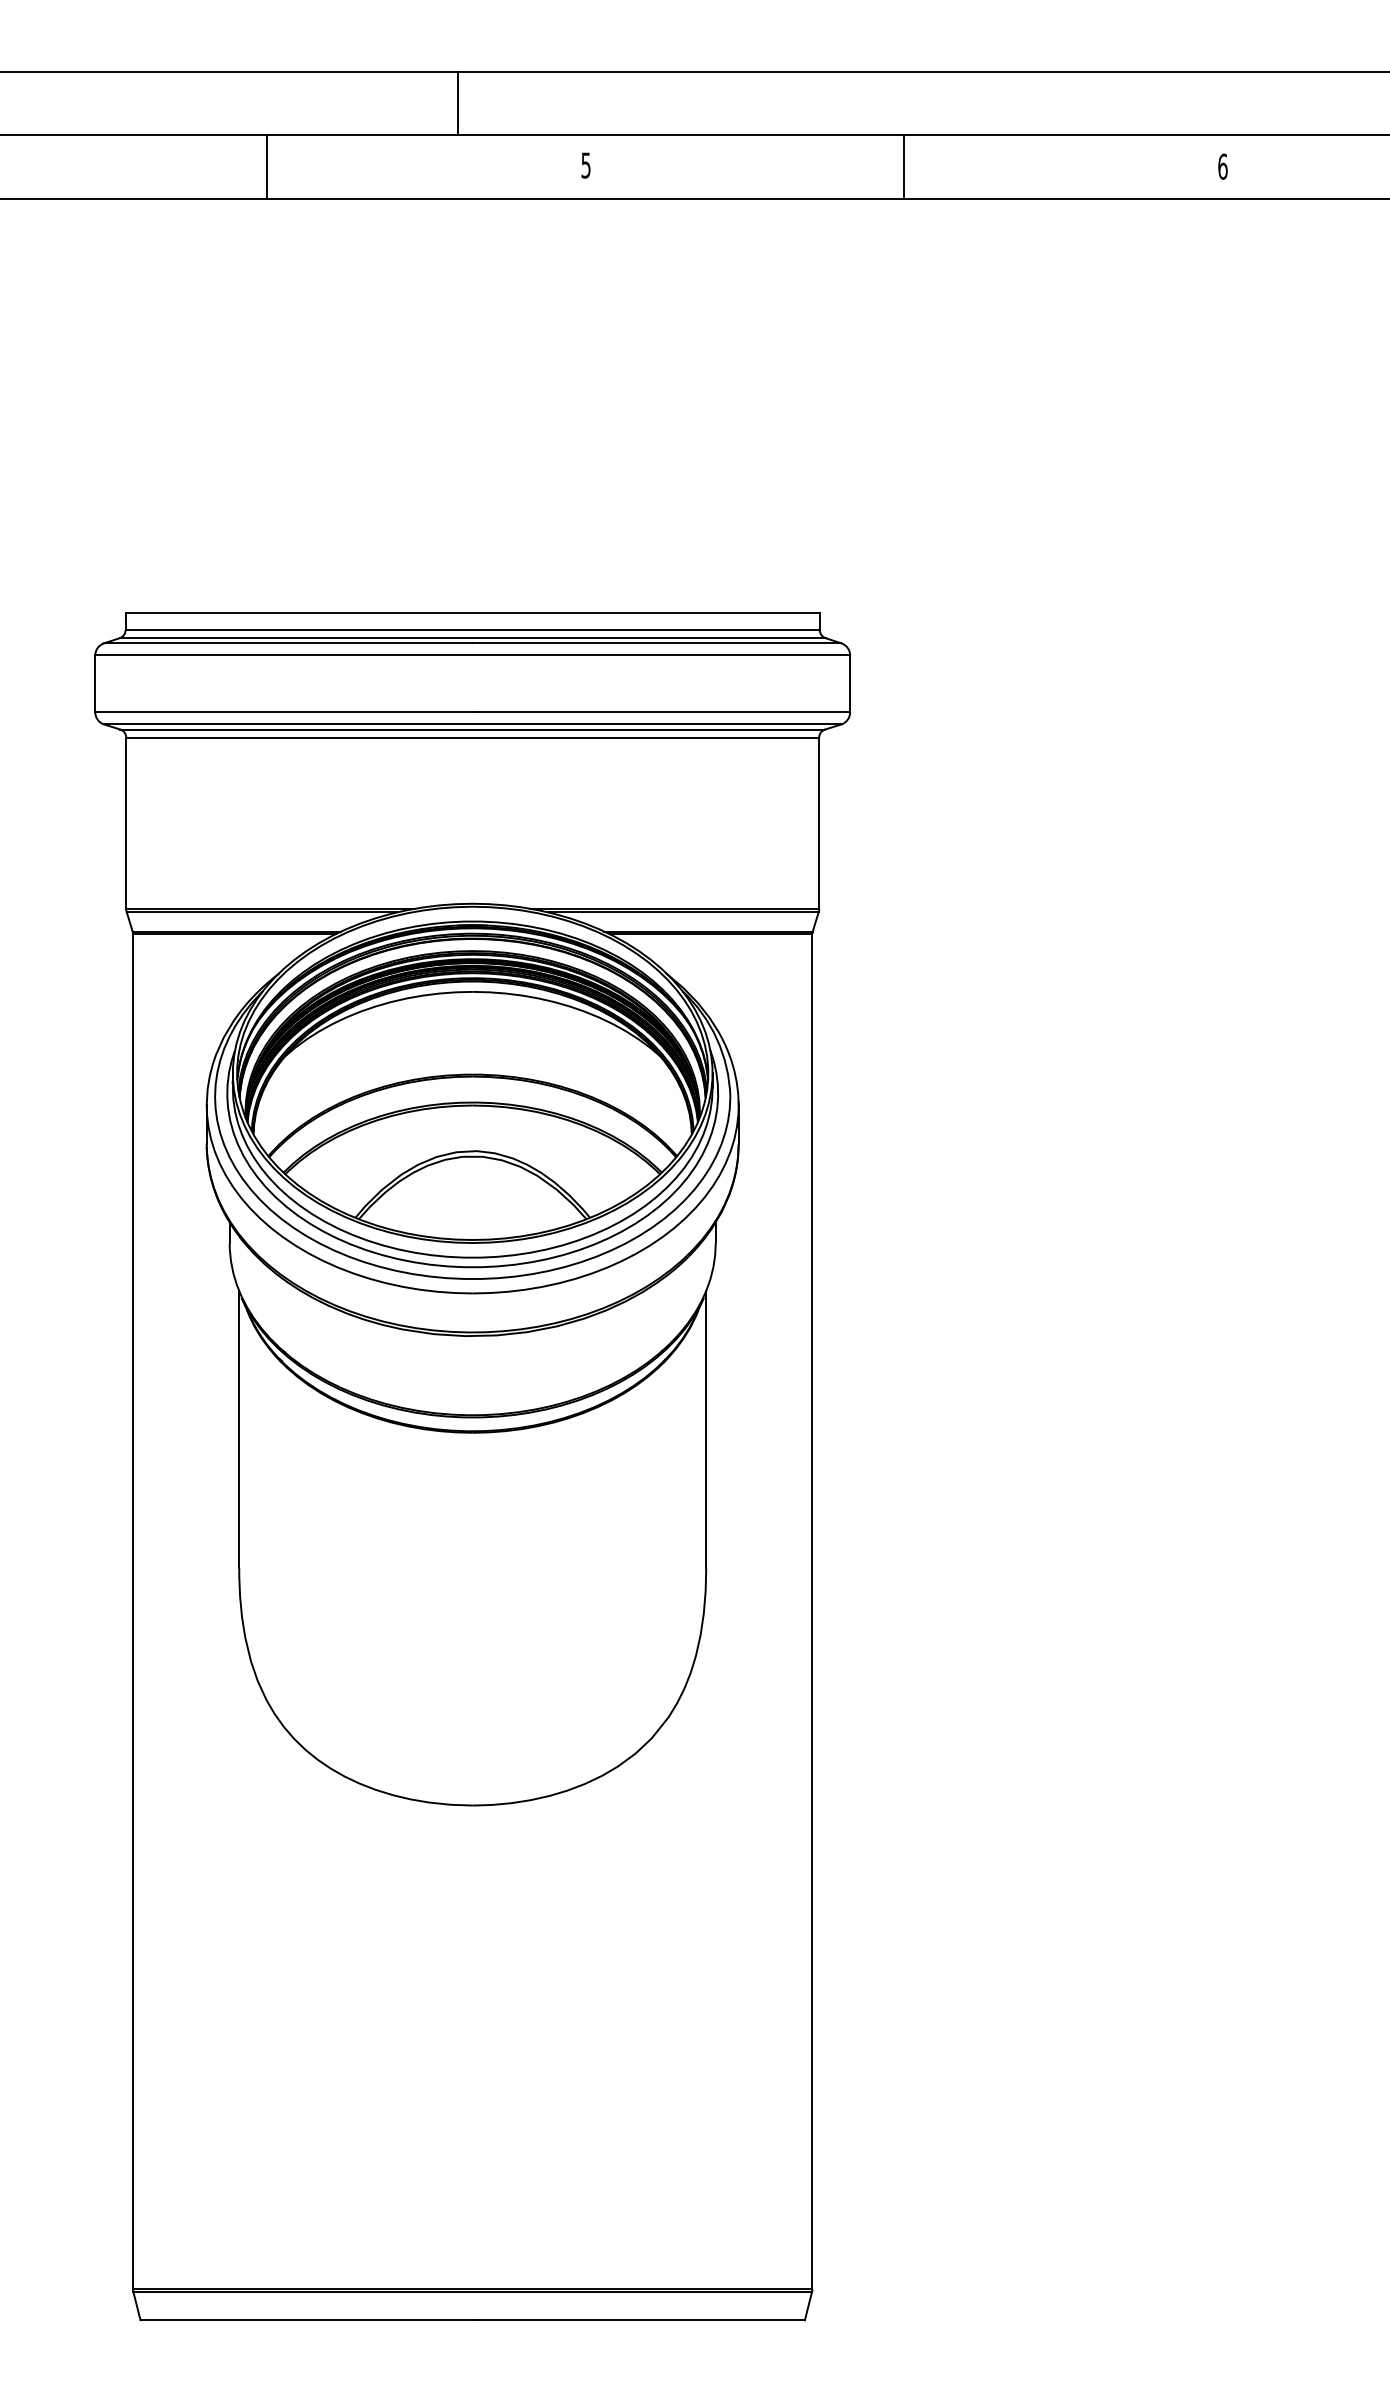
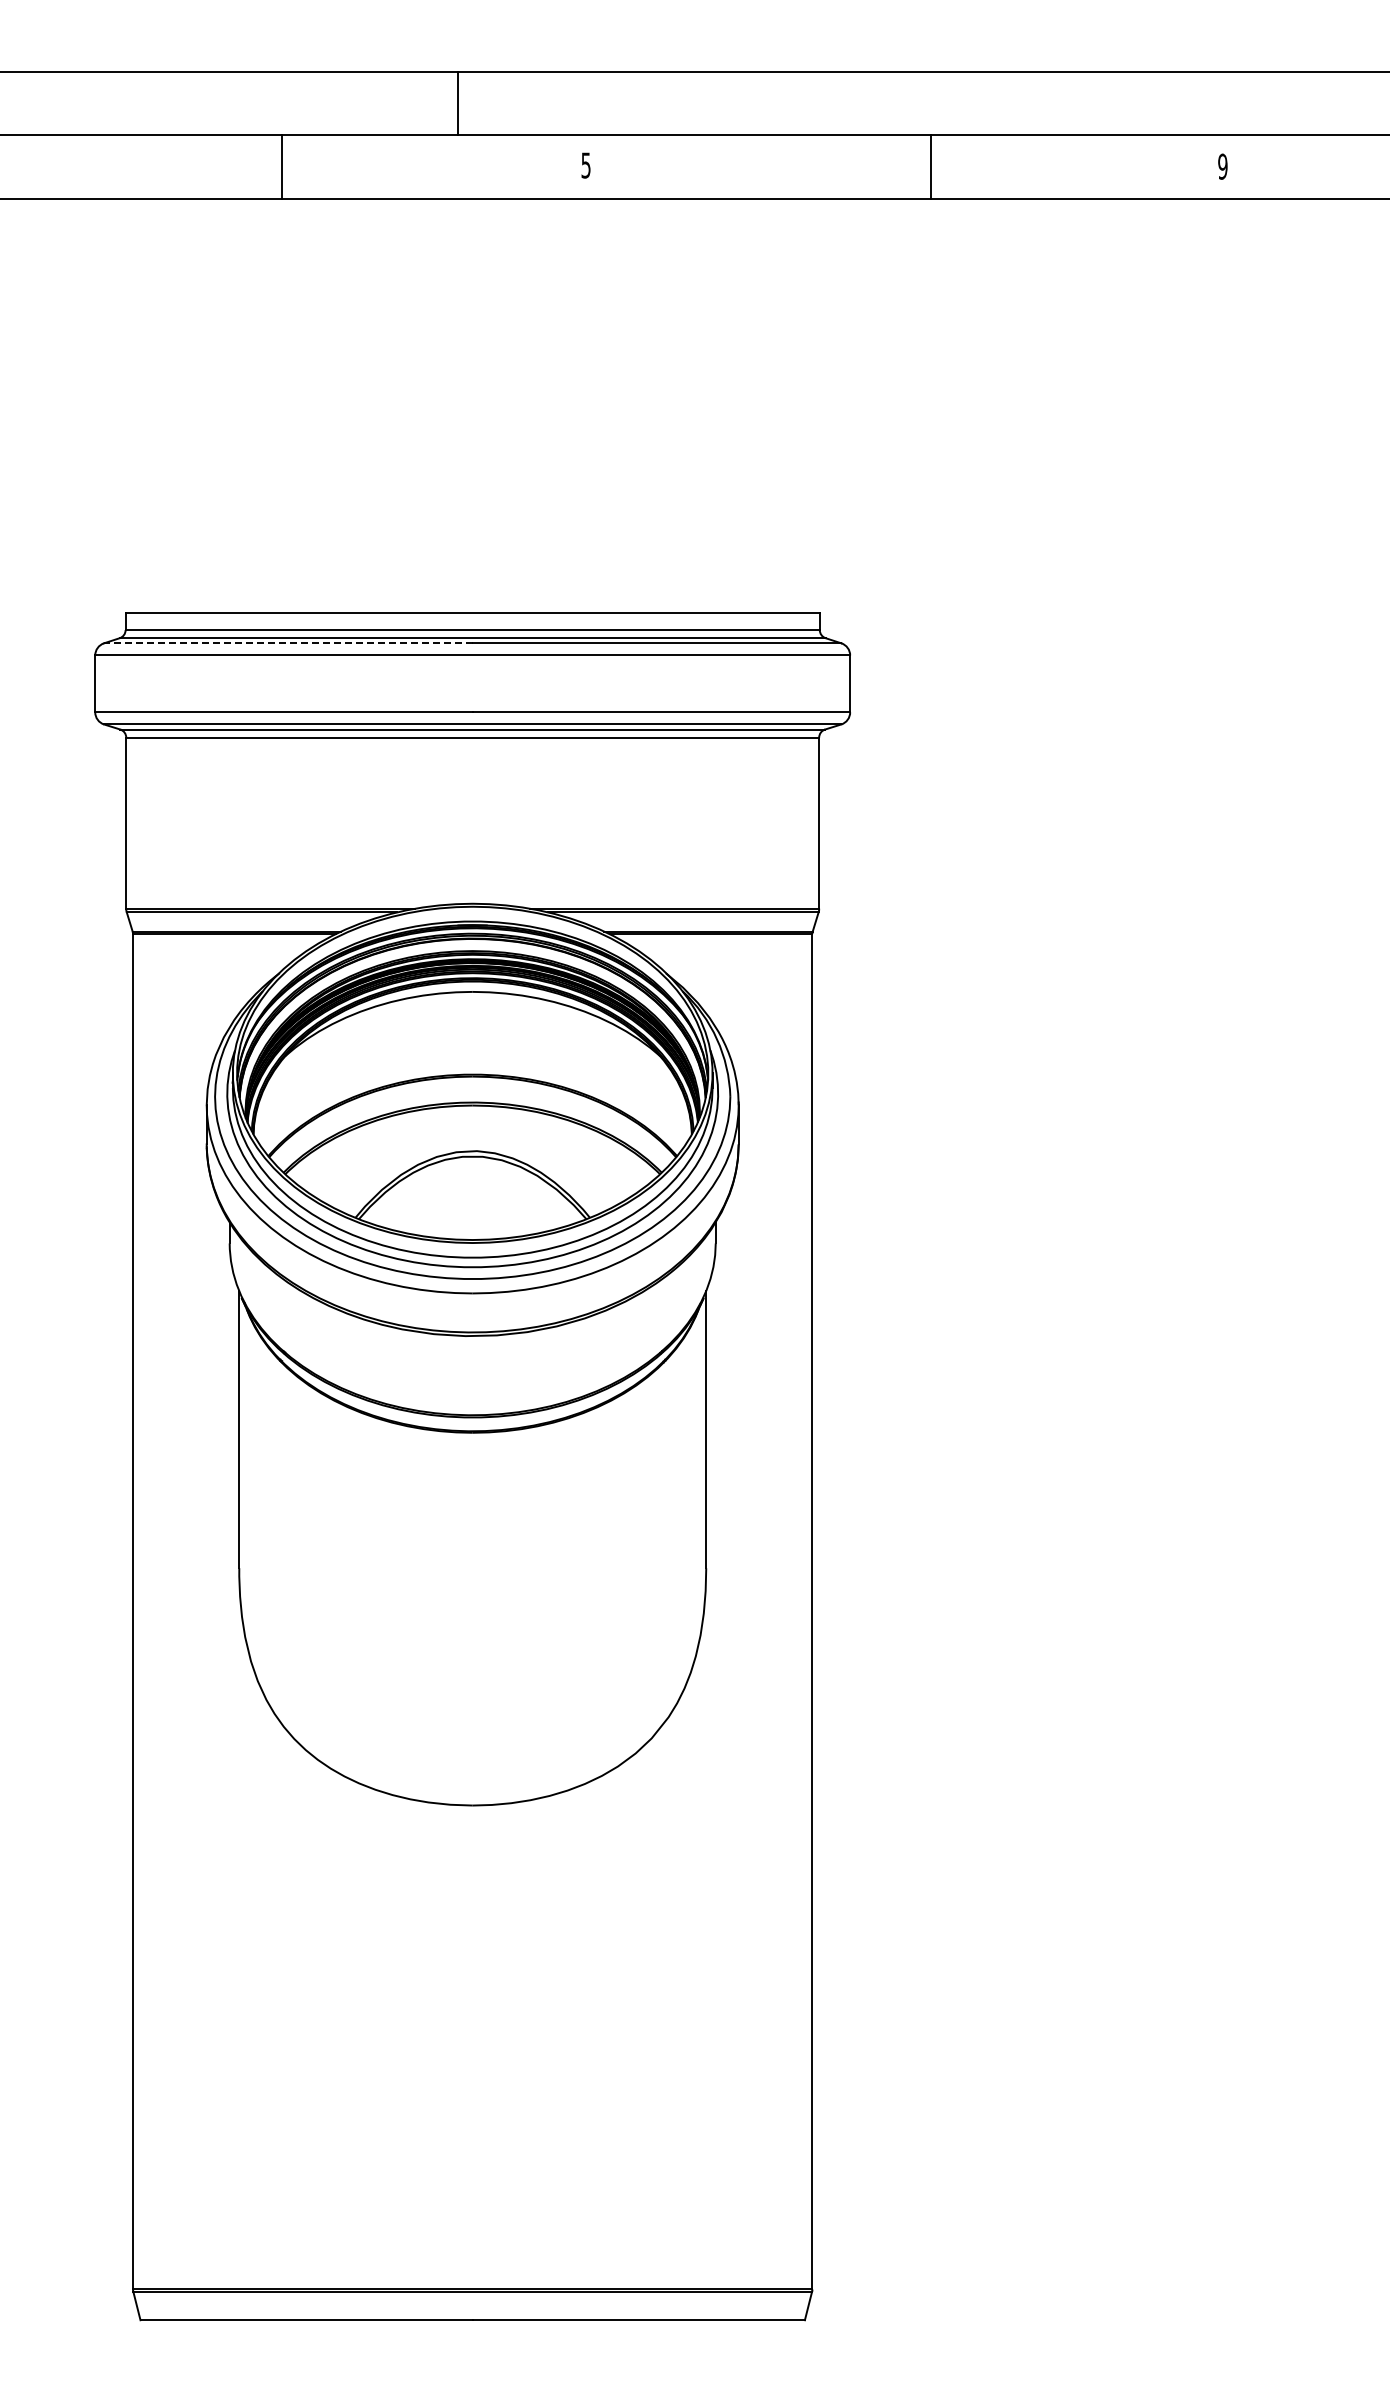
text: 6 -> 9 (1222, 166)
line position: (267, 167) -> (282, 167) (282, 167)
line position: (904, 167) -> (931, 167) (931, 167)
line: solid -> dashed (287, 643)
